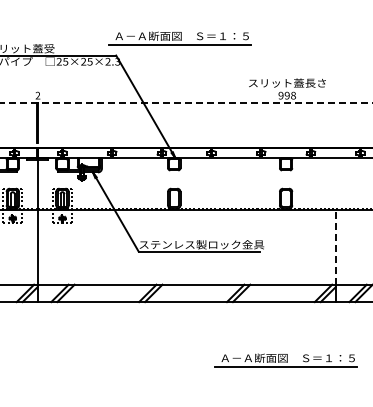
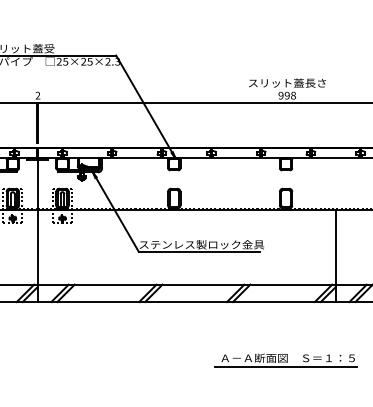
part: present -> none (179, 38)
line: dashed -> solid (186, 103)
line: dashed -> solid (335, 246)
